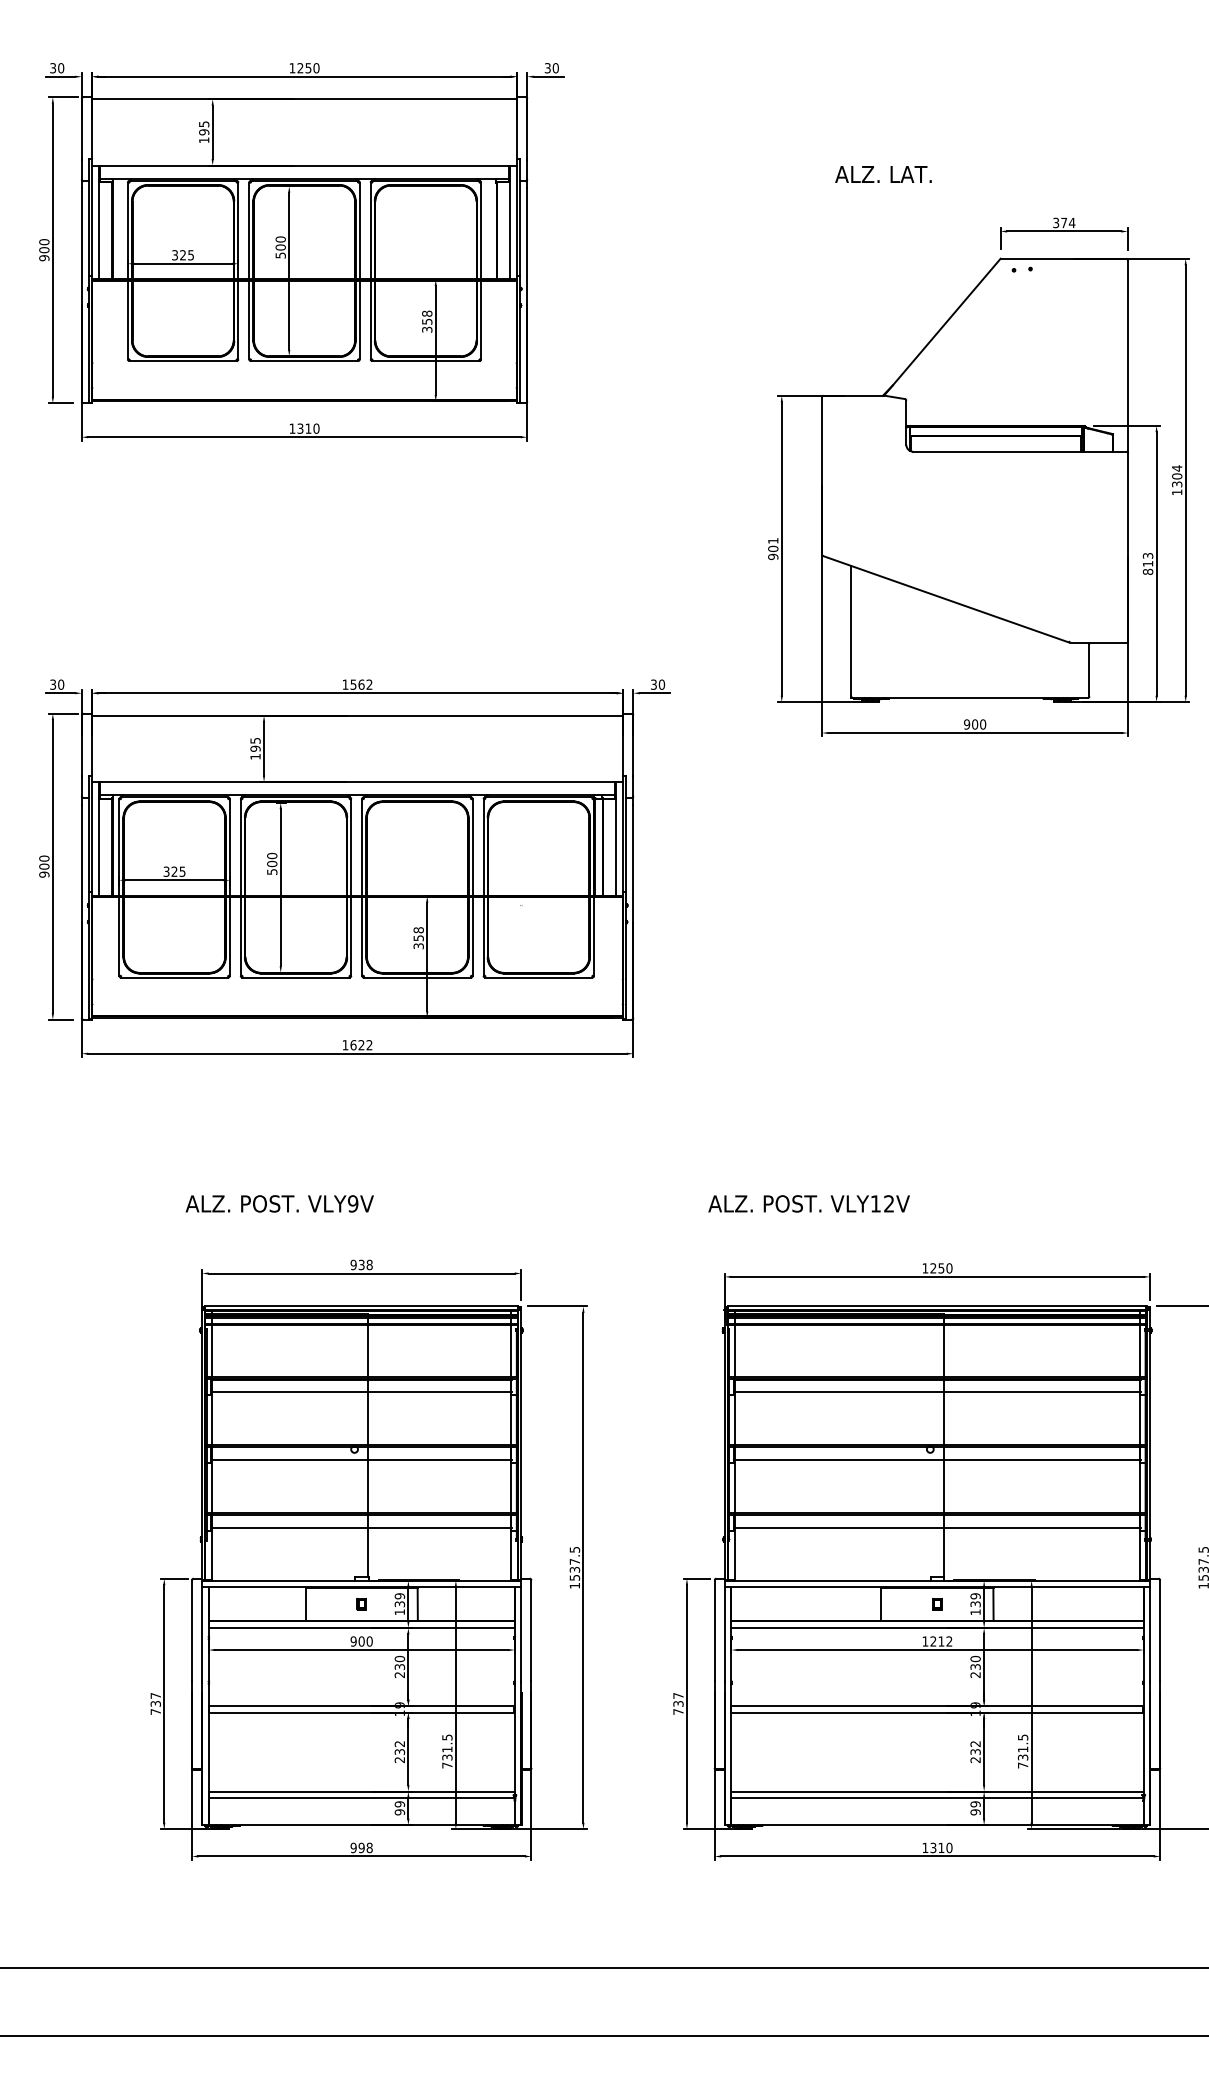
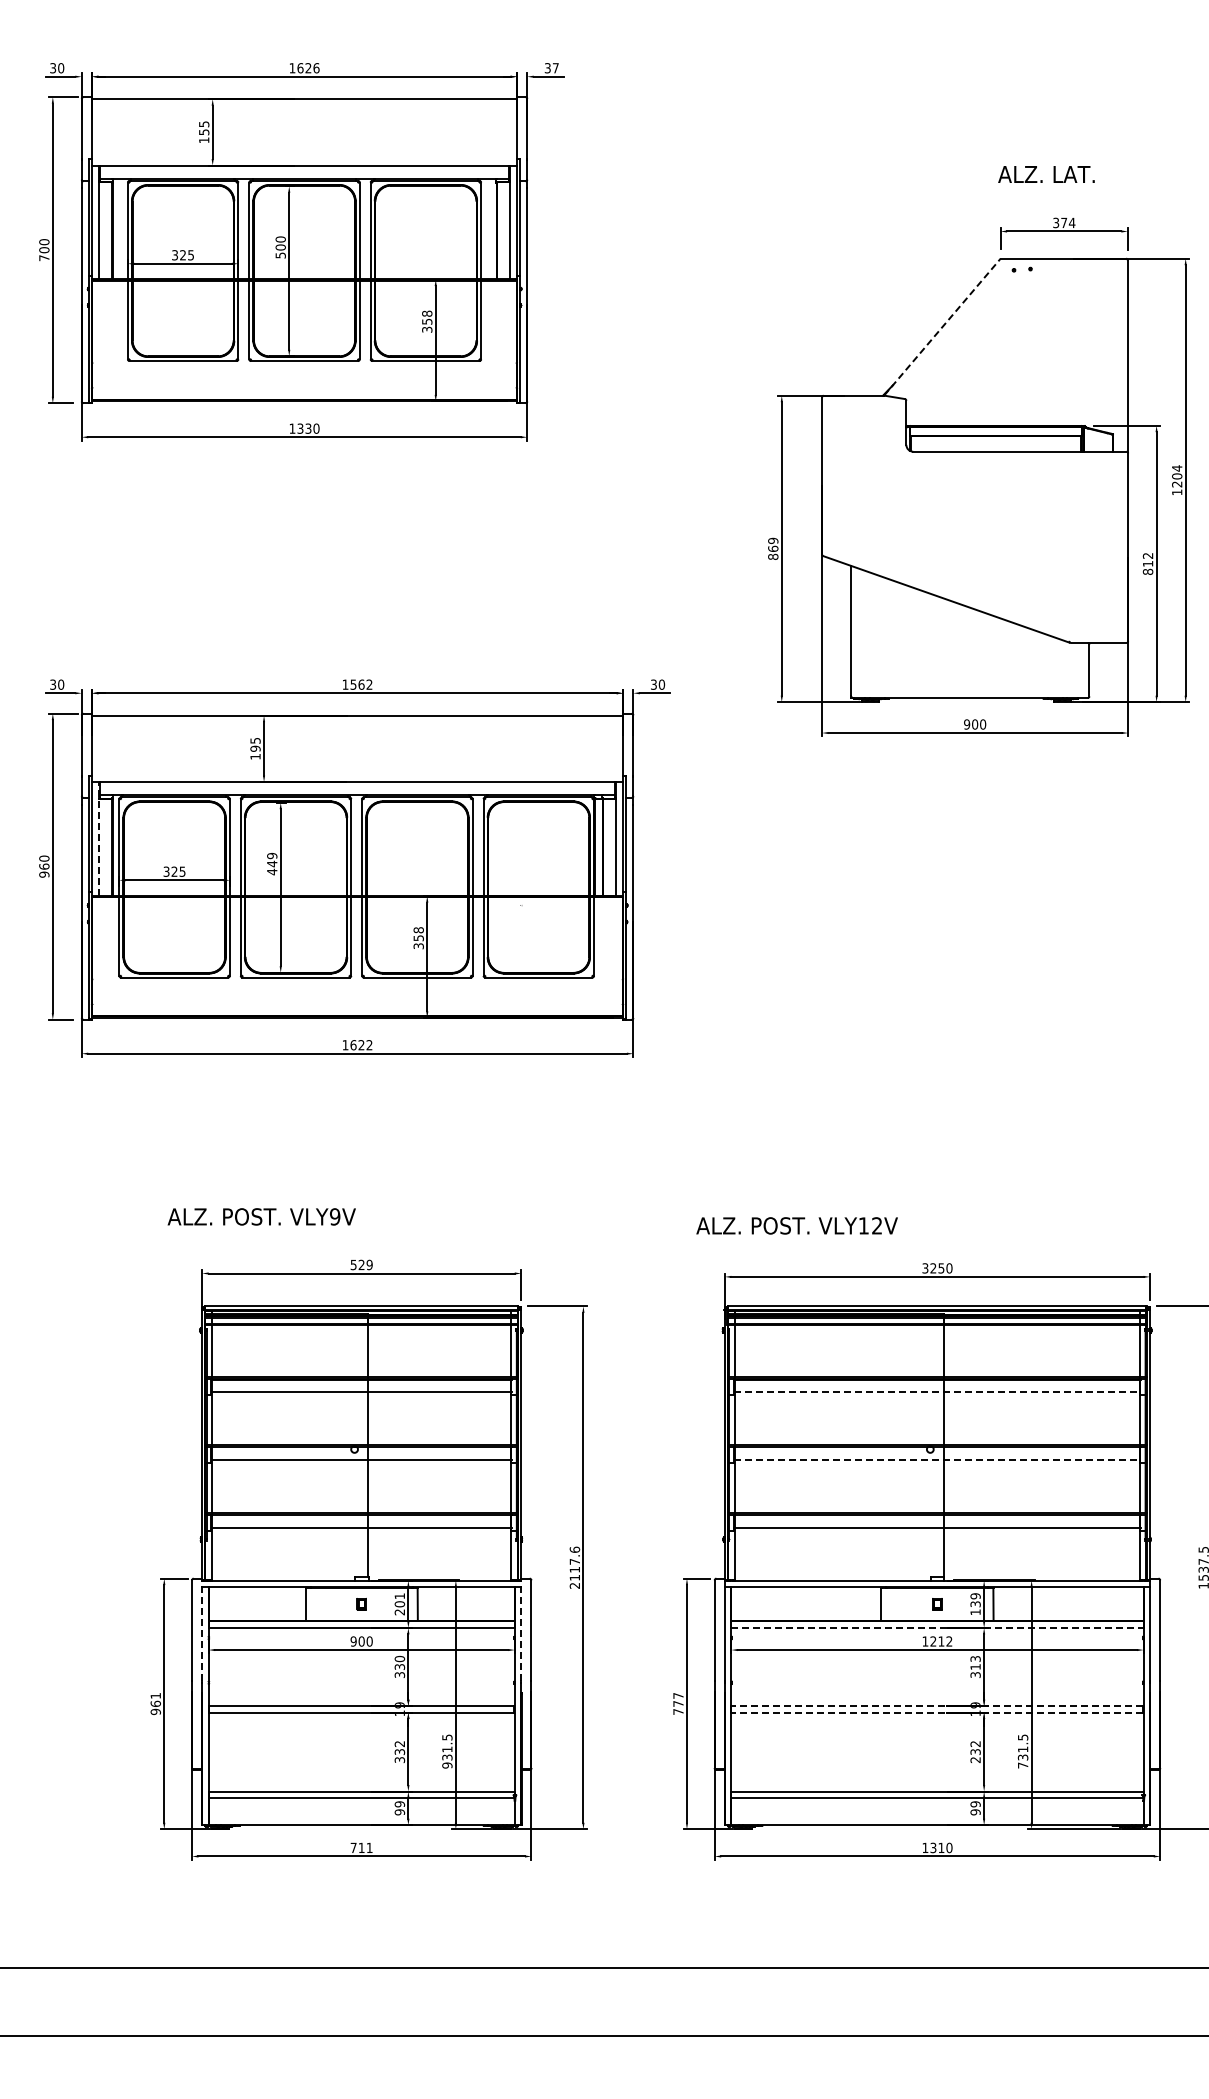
text: 1250 -> 1626 (308, 68)
text: 30 -> 37 (555, 68)
text: 195 -> 155 (204, 132)
text position: (883, 174) -> (1046, 174) (1046, 174)
text: 900 -> 700 (44, 258)
line: solid -> dashed (942, 327)
text: 1310 -> 1330 (308, 428)
text: 1304 -> 1204 (1177, 484)
text: 901 -> 869 (773, 548)
text: 813 -> 812 (1148, 555)
line: solid -> dashed (98, 838)
text: 500 -> 449 (272, 864)
text: 900 -> 960 (44, 866)
text position: (279, 1203) -> (261, 1216) (261, 1216)
text position: (808, 1203) -> (796, 1225) (796, 1225)
text: 938 -> 529 (361, 1264)
text: 1250 -> 3250 (925, 1268)
line: solid -> dashed (937, 1392)
line: solid -> dashed (937, 1460)
text: 1537.5 -> 2117.6 (574, 1567)
text: 139 -> 201 (399, 1604)
line: solid -> dashed (937, 1627)
line: solid -> dashed (202, 1630)
line: solid -> dashed (521, 1630)
text: 230 -> 313 (975, 1666)
text: 230 -> 330 (400, 1674)
text: 737 -> 961 (155, 1703)
text: 737 -> 777 (678, 1703)
line: solid -> dashed (937, 1706)
line: solid -> dashed (937, 1712)
text: 232 -> 332 (400, 1759)
text: 731.5 -> 931.5 (447, 1765)
text: 998 -> 711 (361, 1847)
